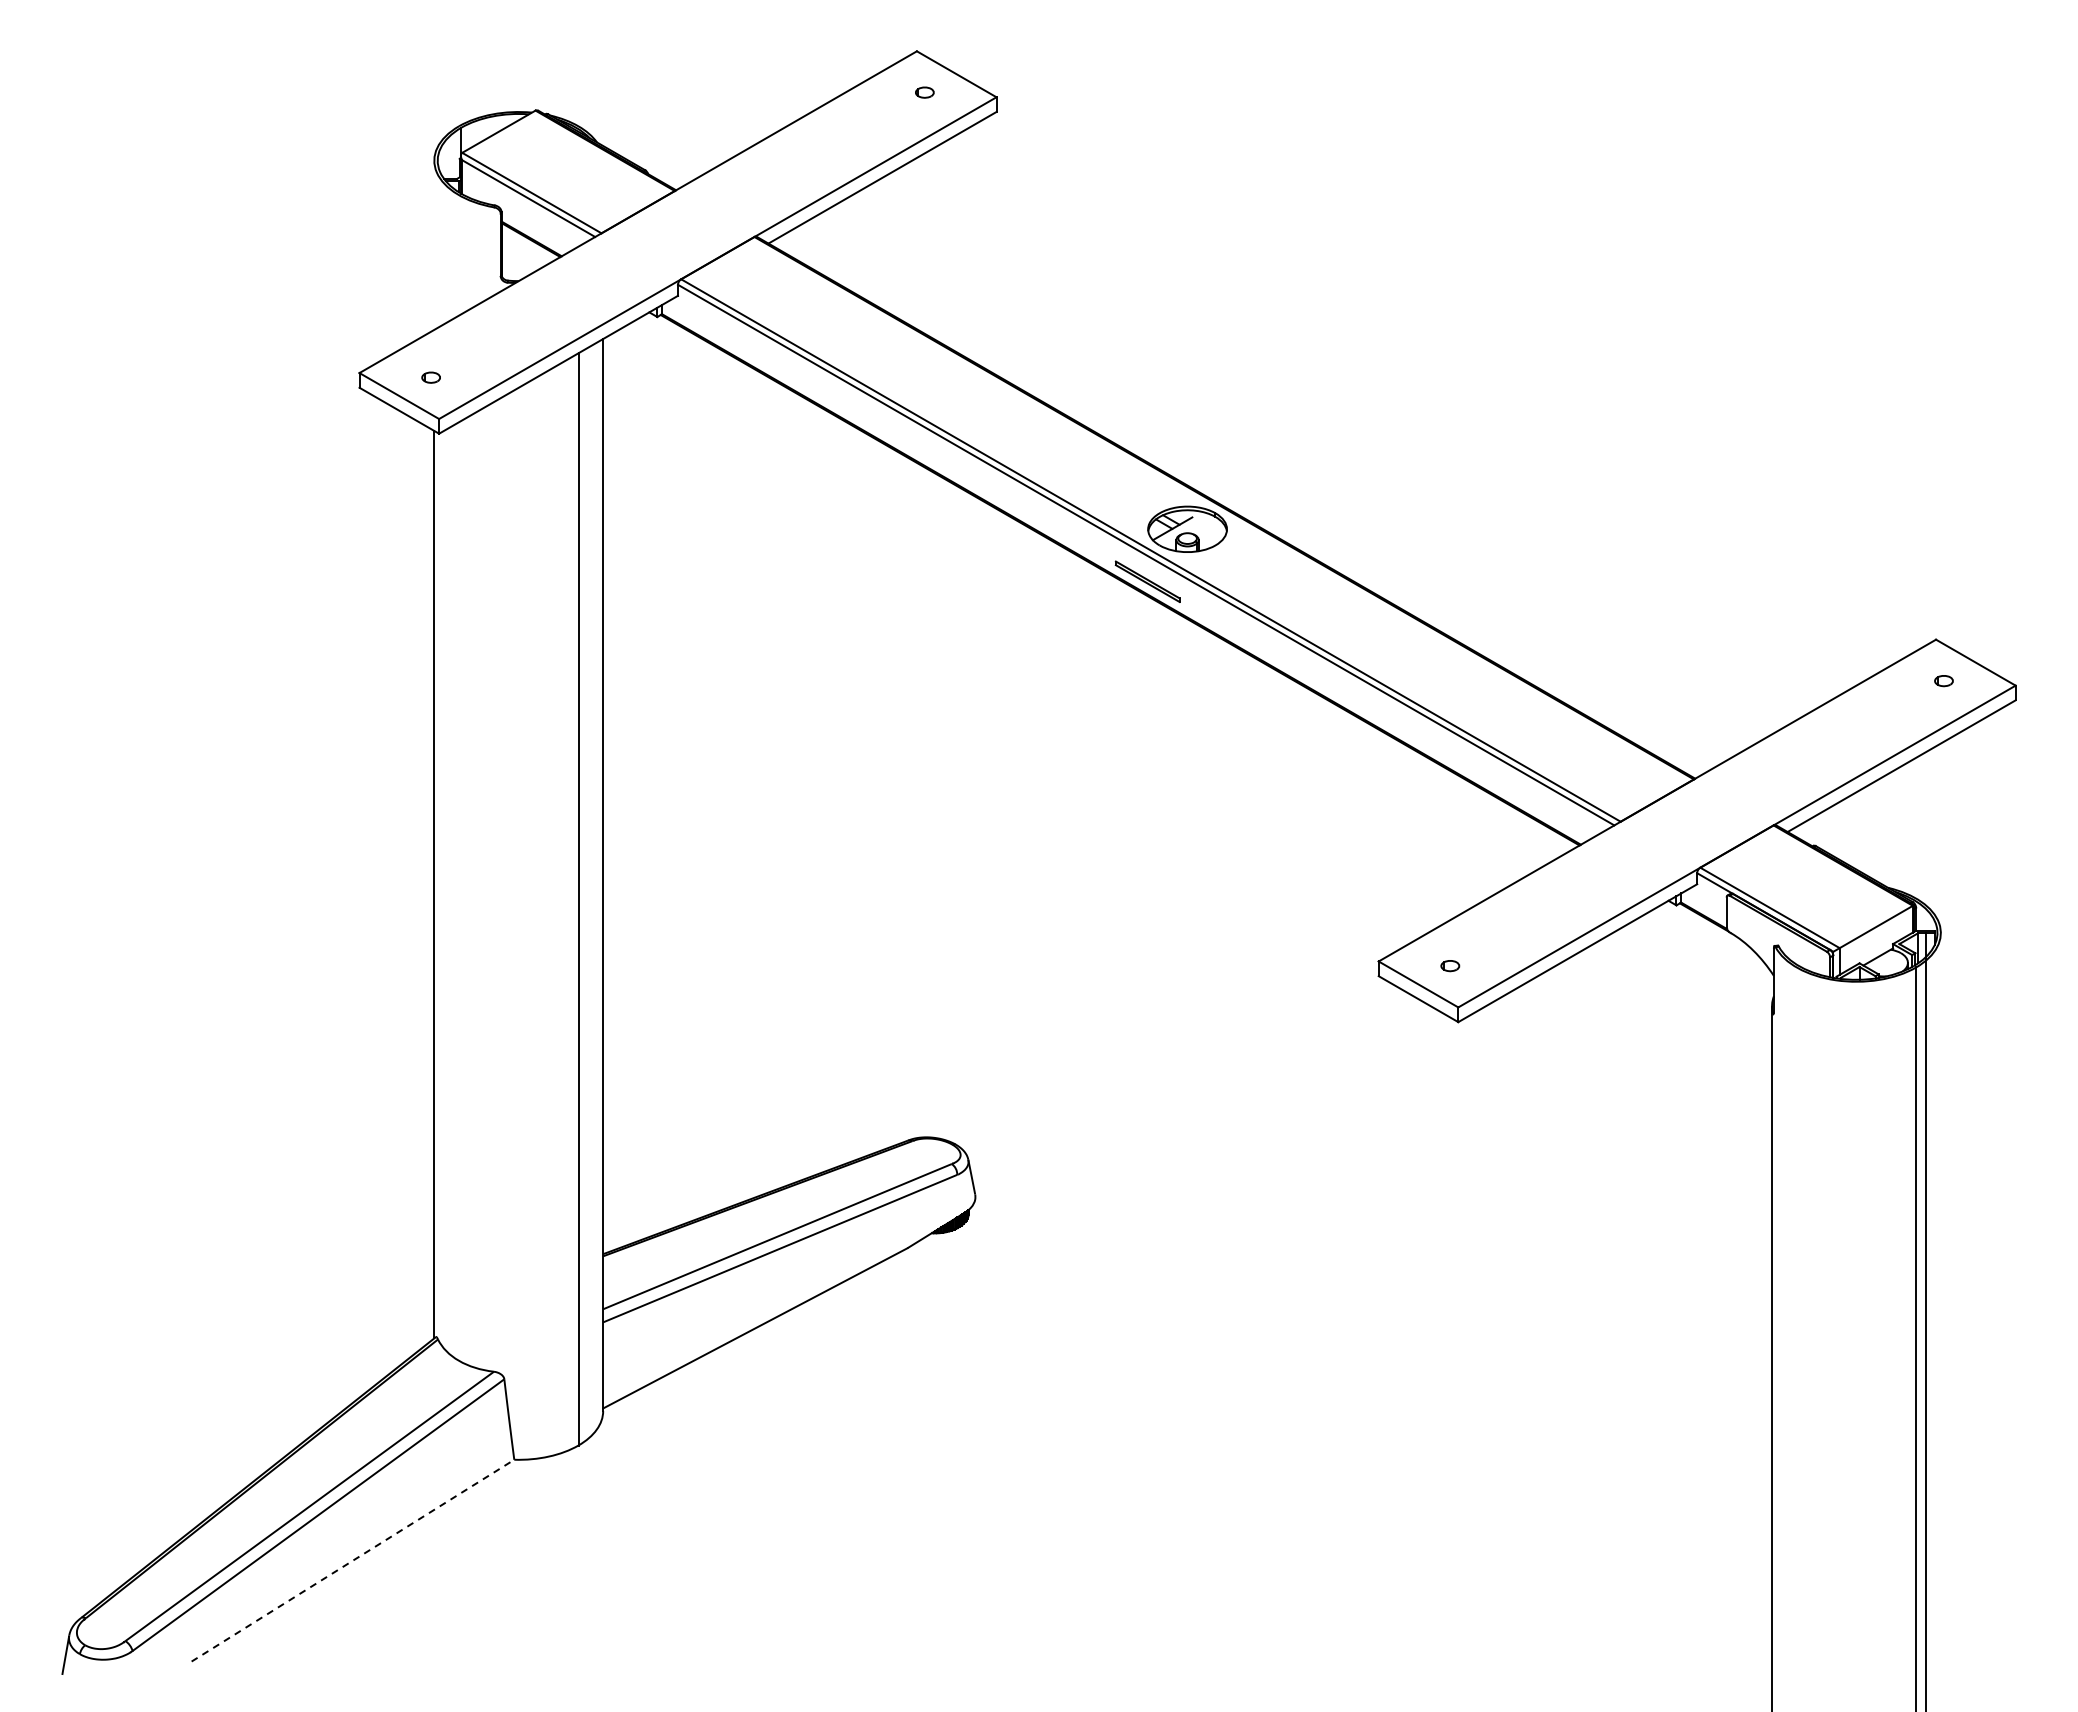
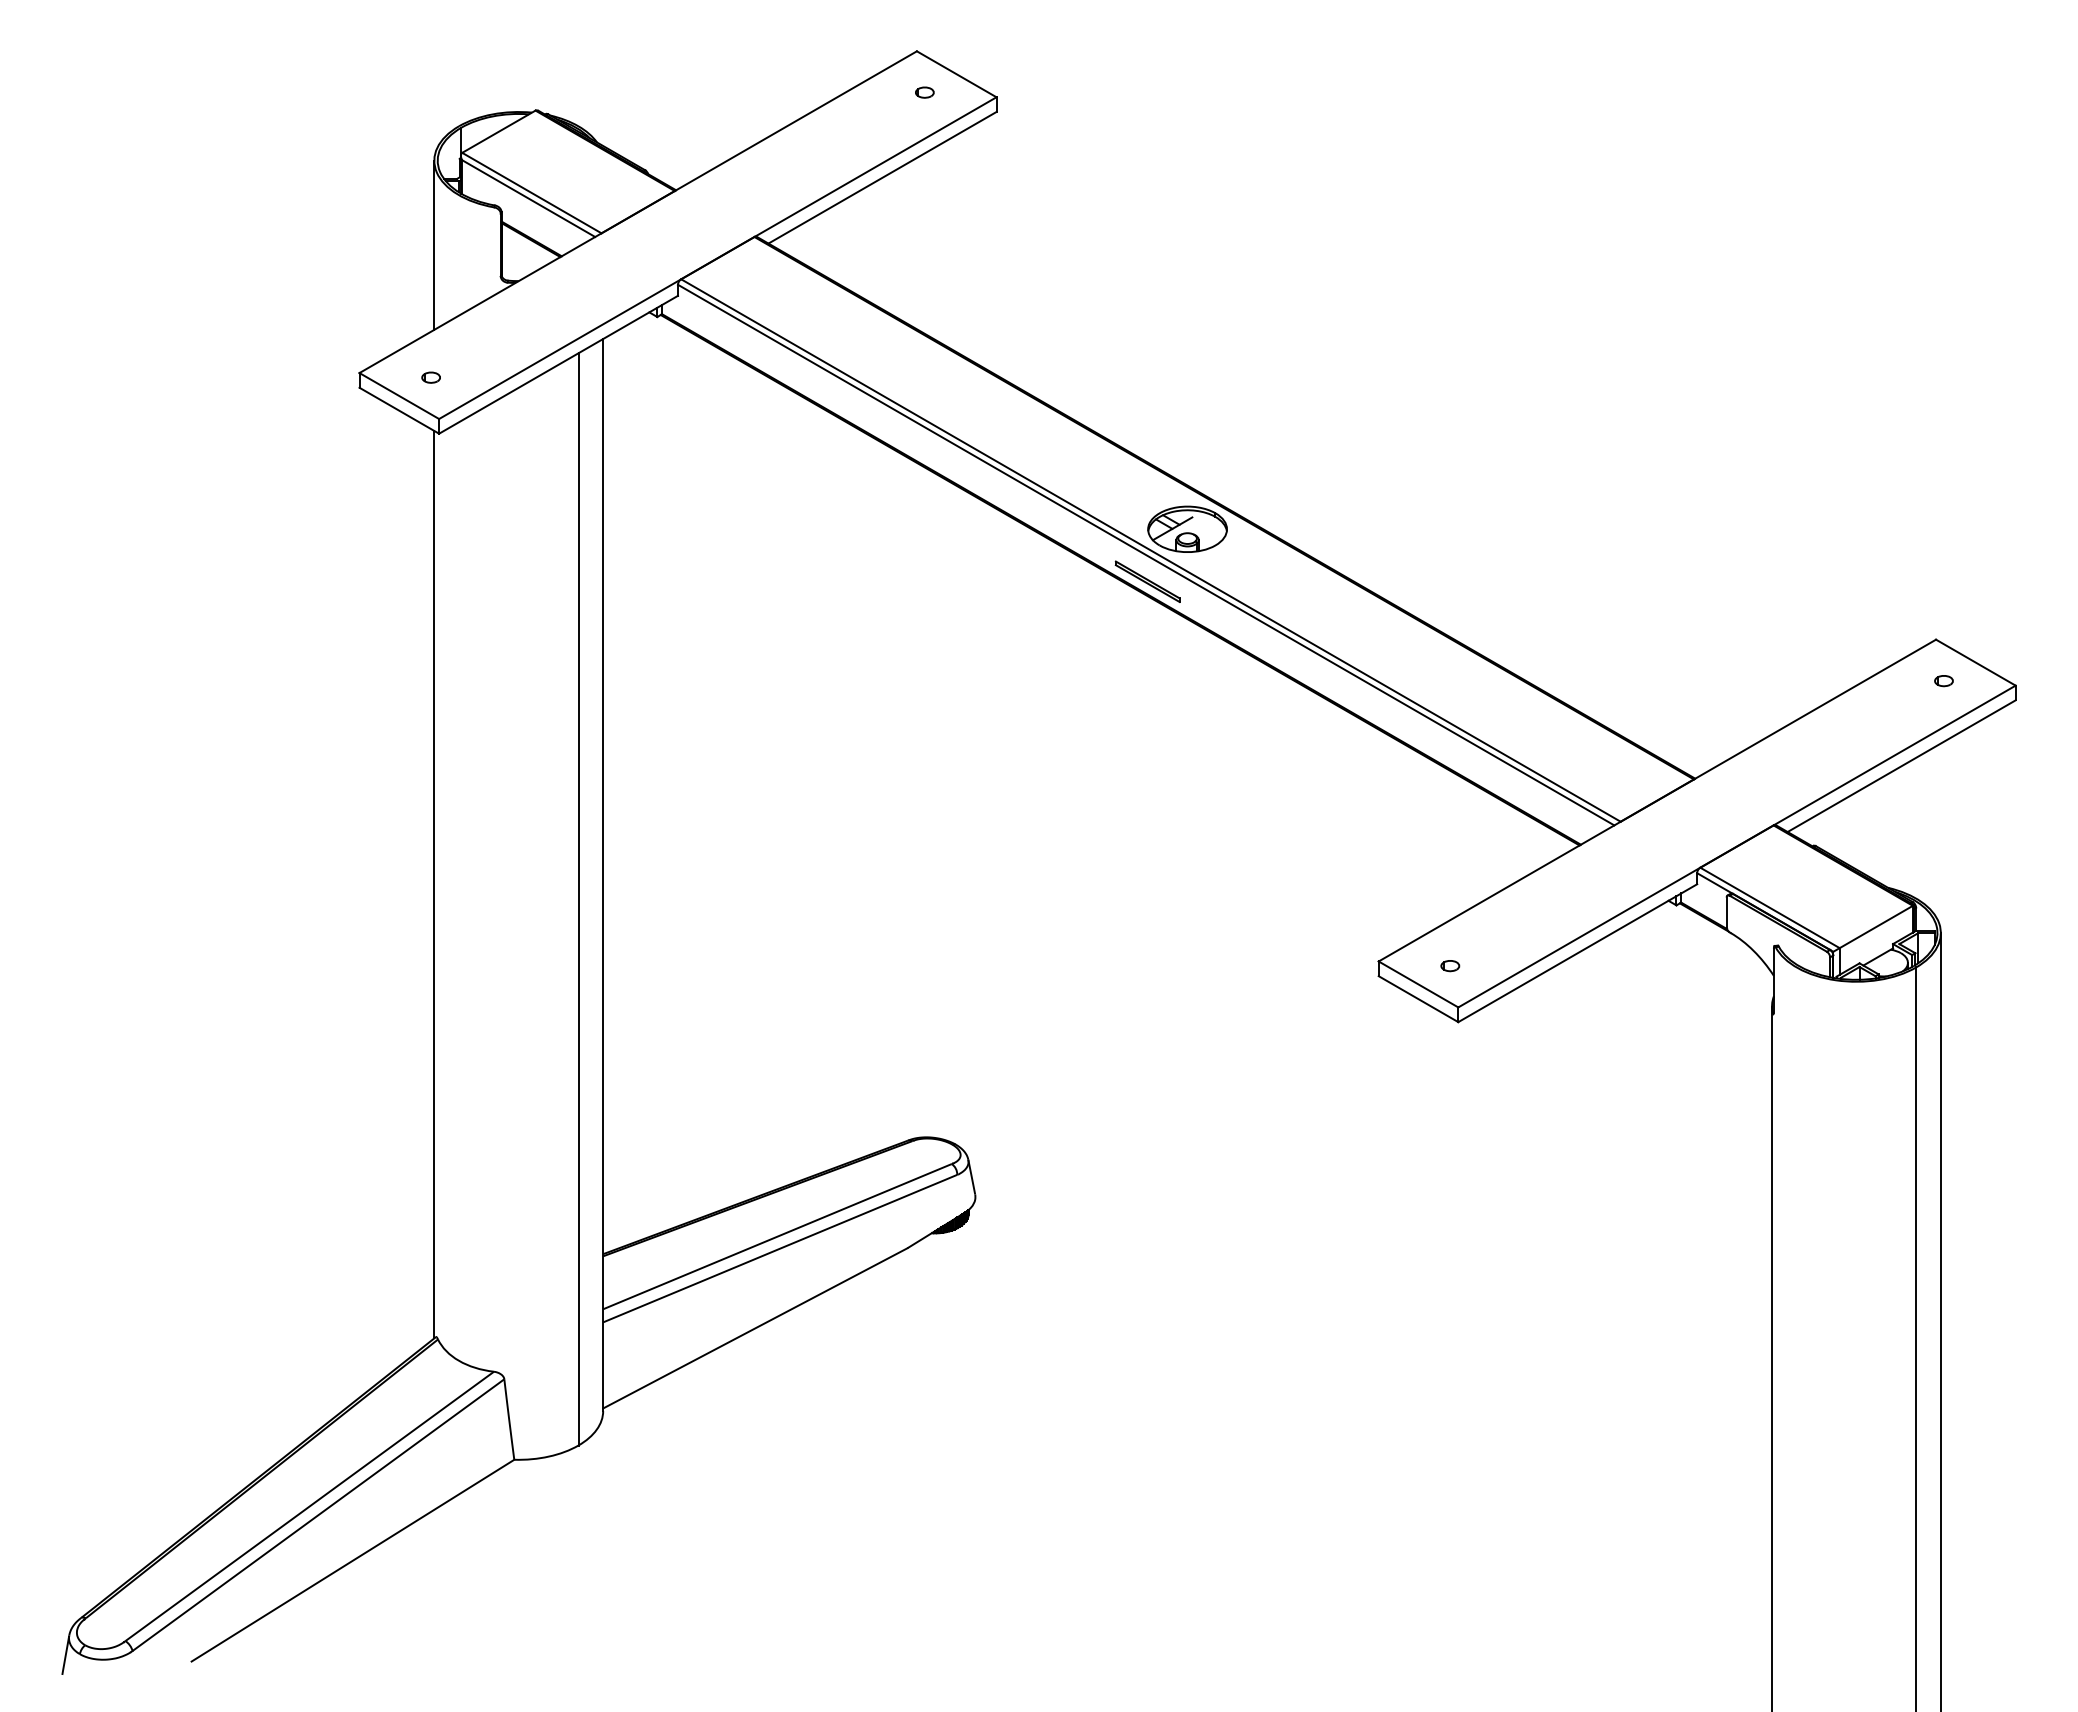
line: none -> present (434, 244)
line position: (1925, 1320) -> (1940, 1320) (1940, 1320)
line: dashed -> solid (353, 1560)
